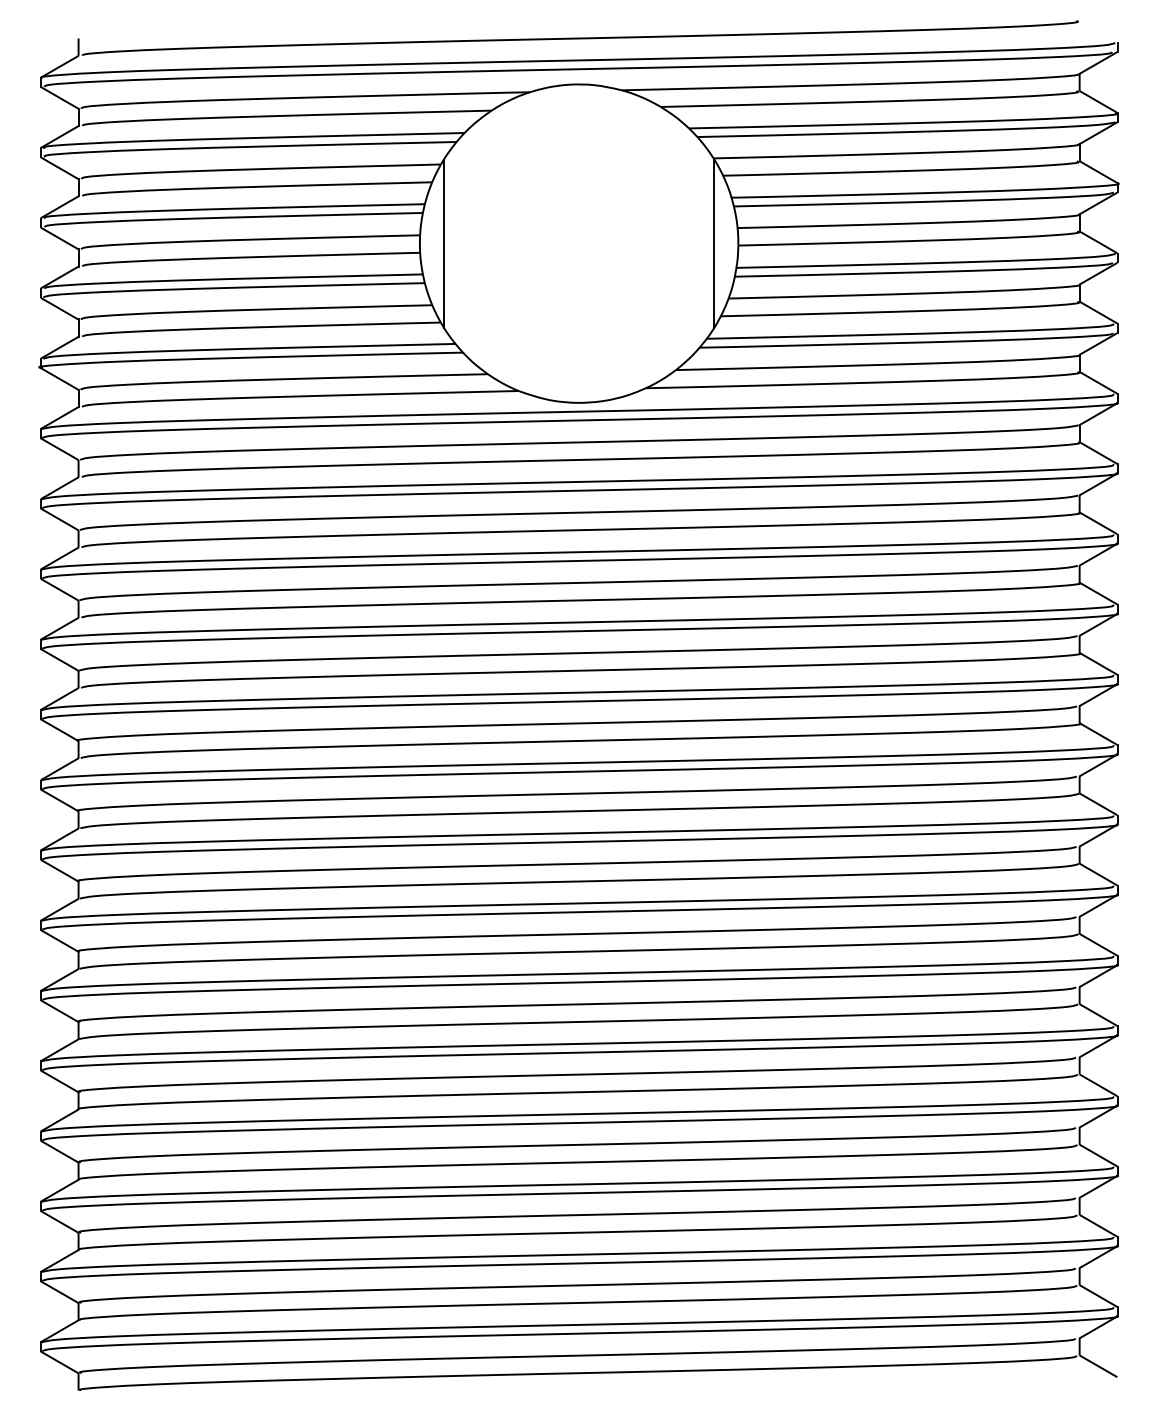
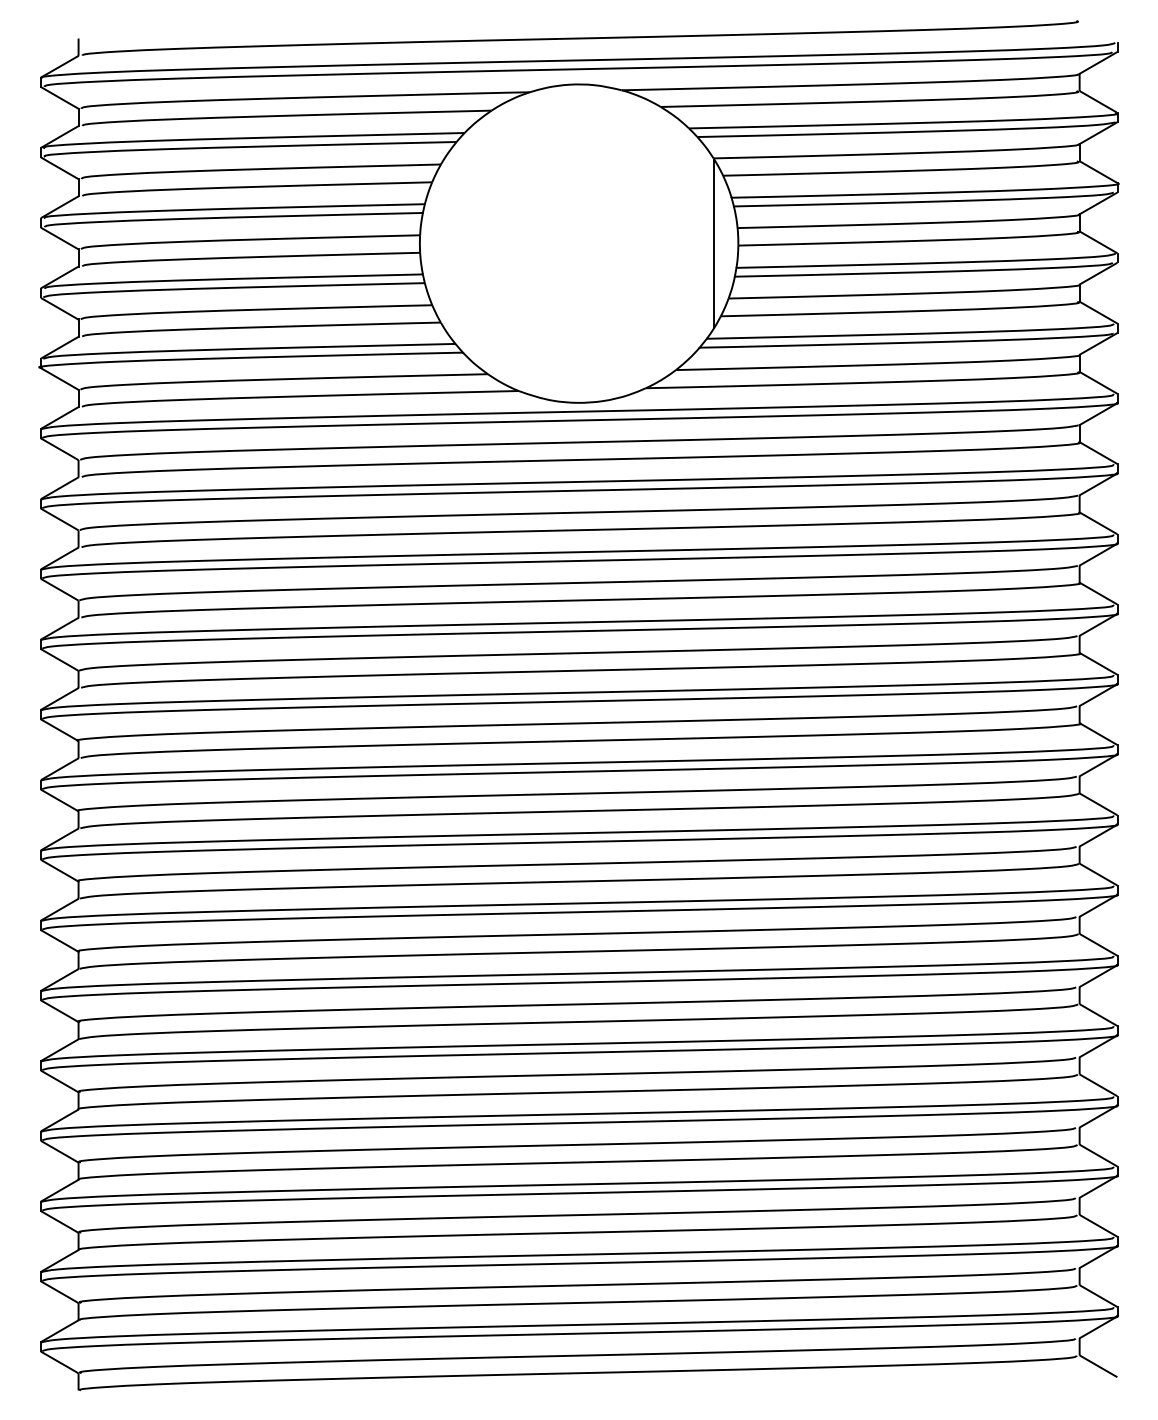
line: present -> none (443, 243)
